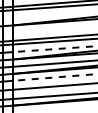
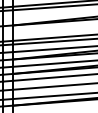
line: dashed -> solid (54, 49)
line: dashed -> solid (54, 77)
